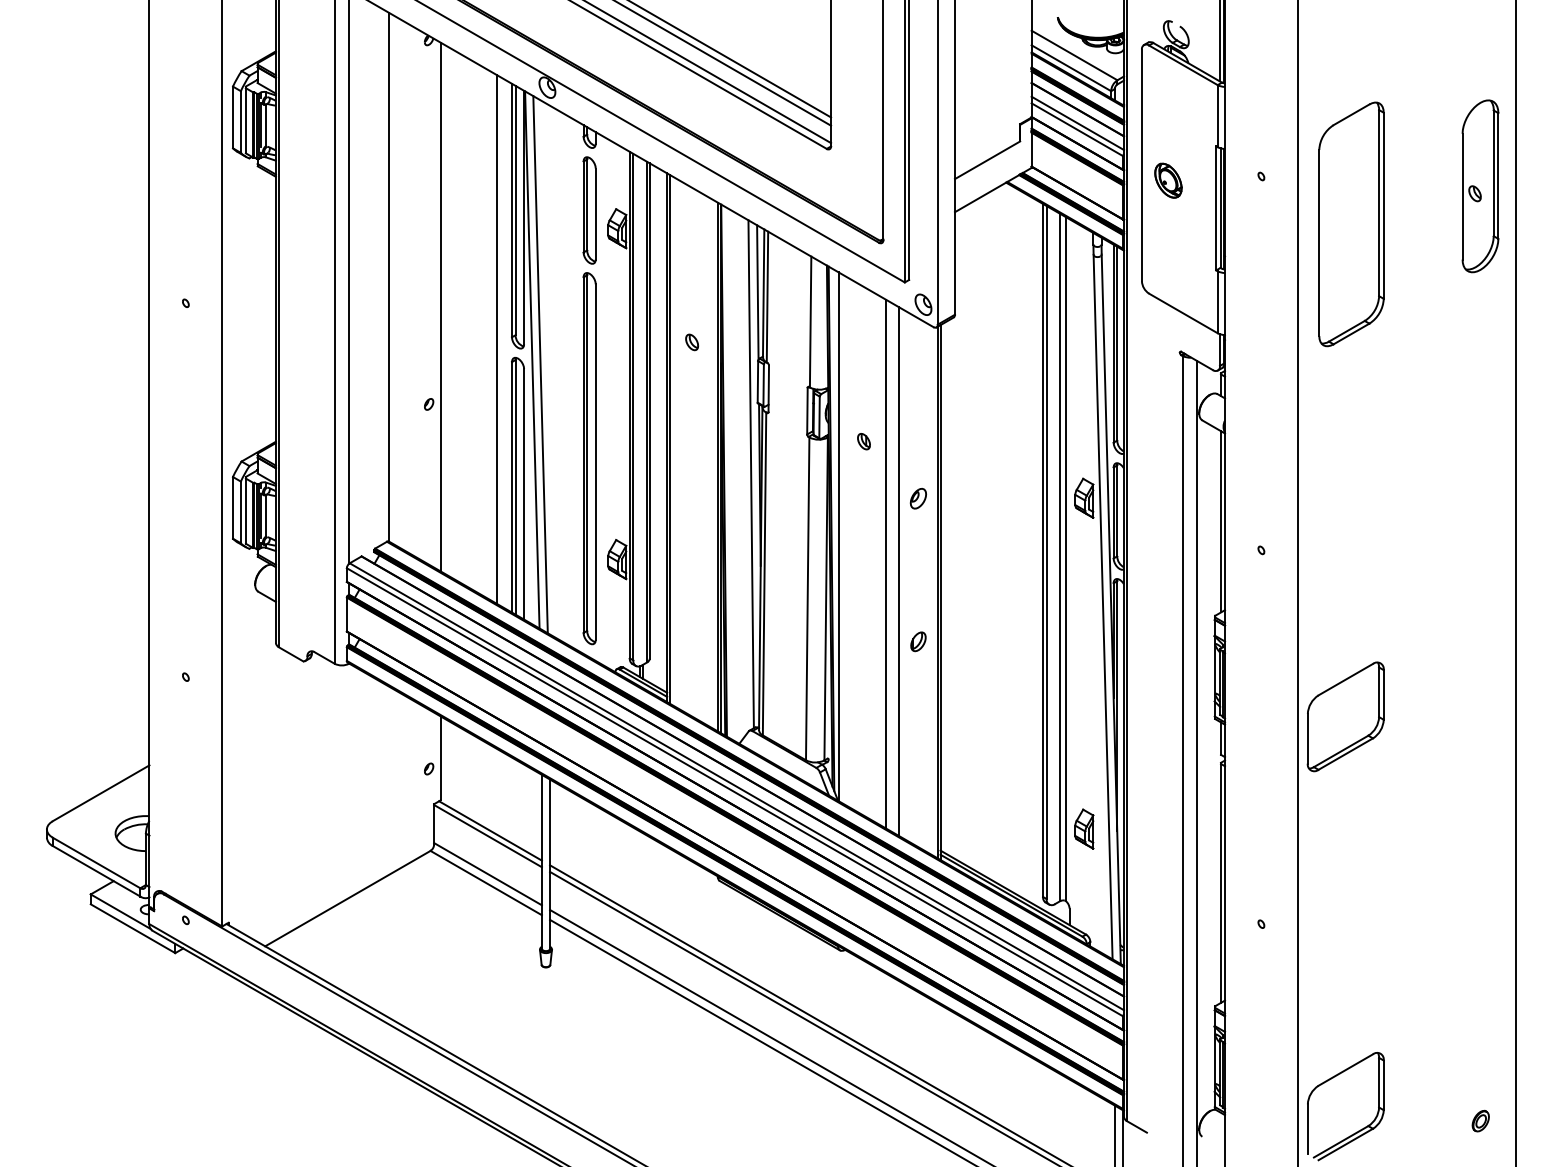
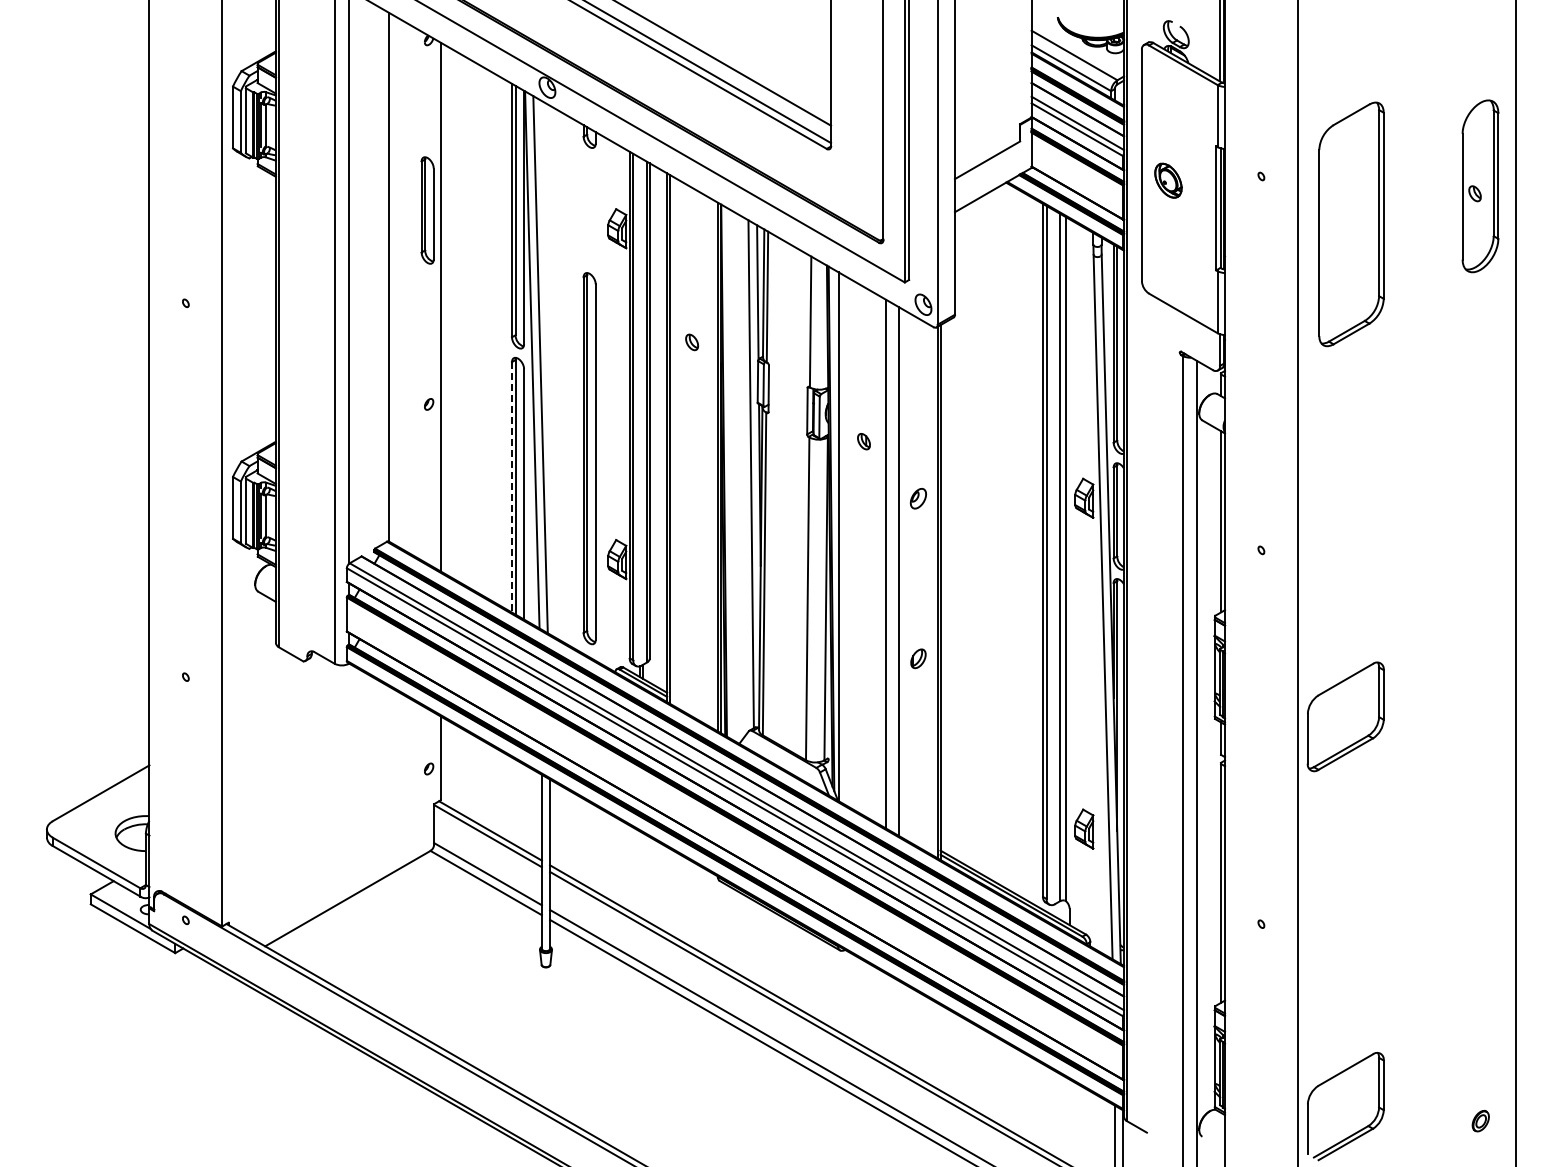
line: present -> none (731, 59)
part position: (589, 210) -> (427, 210) (427, 210)
line: present -> none (496, 338)
line: solid -> dashed (511, 487)
part position: (918, 641) -> (918, 658) (918, 658)
